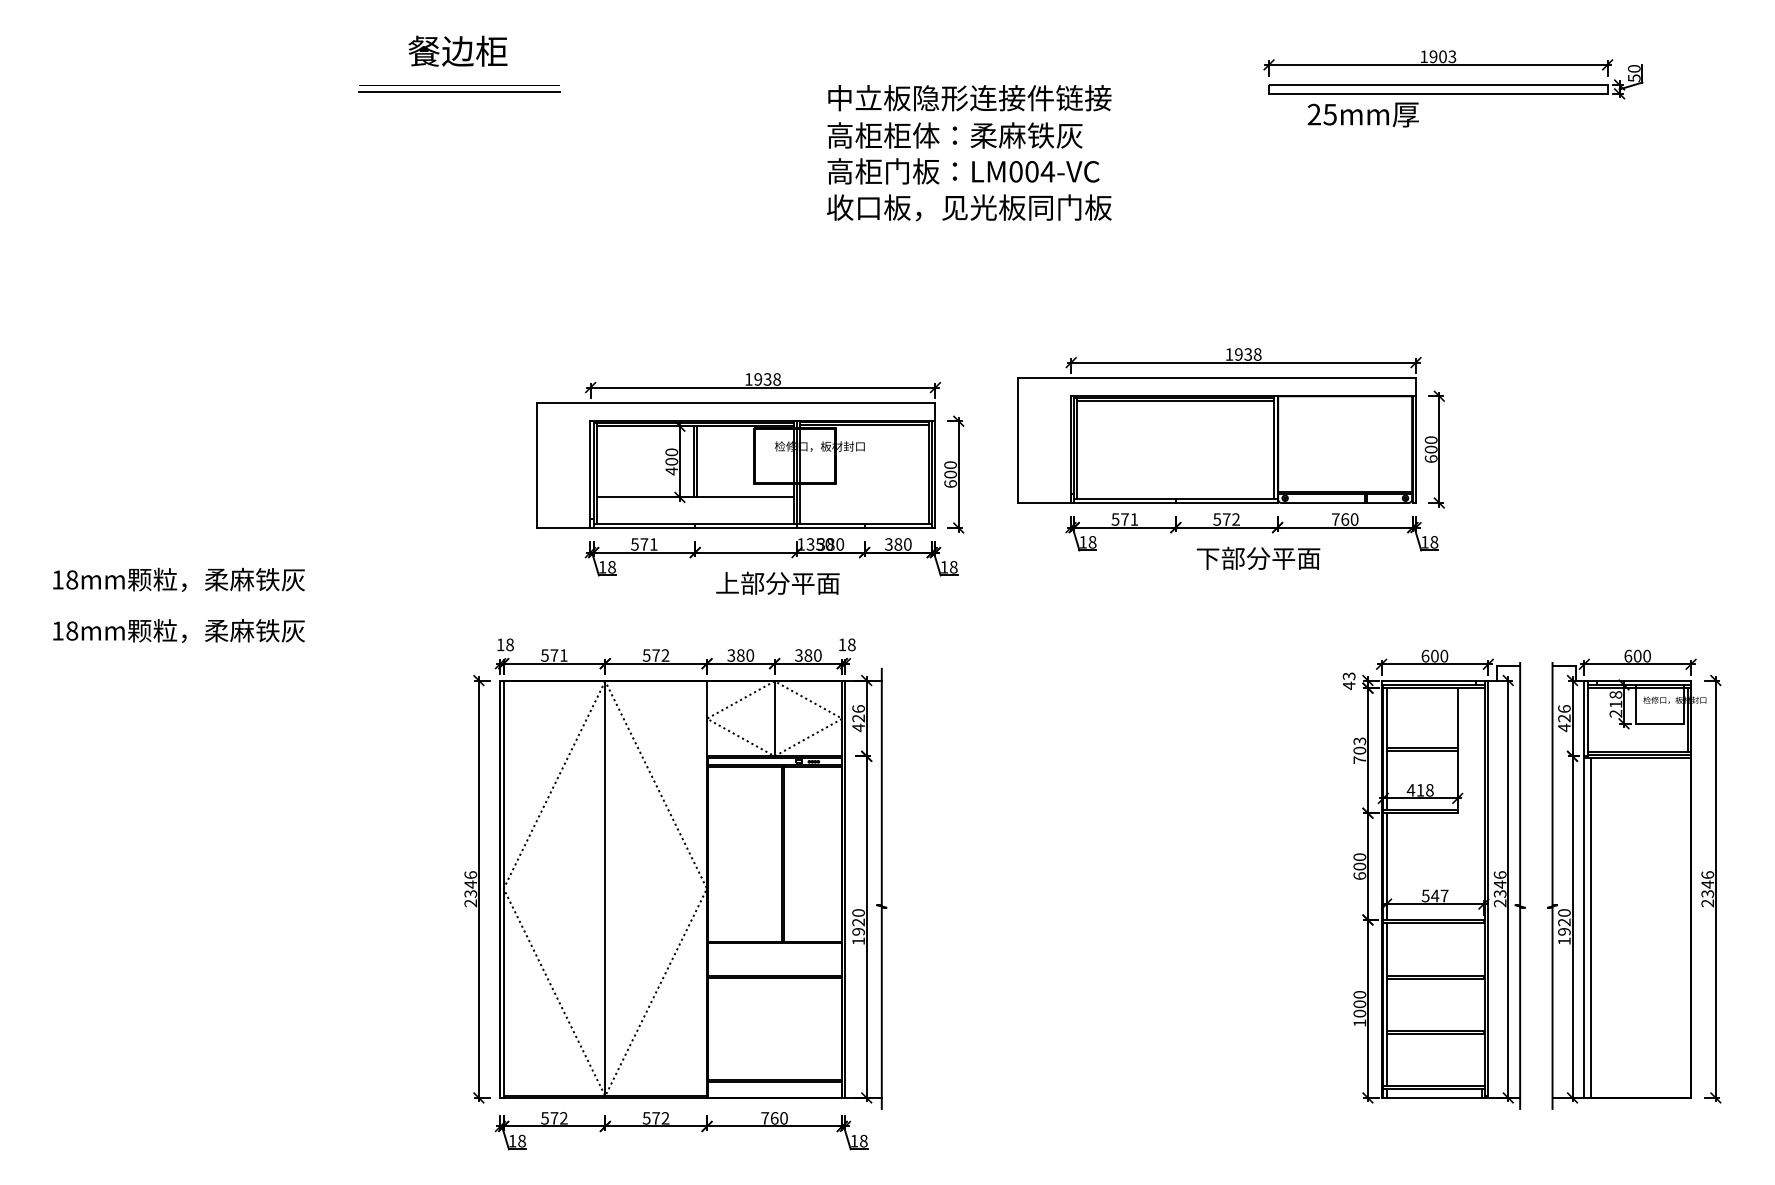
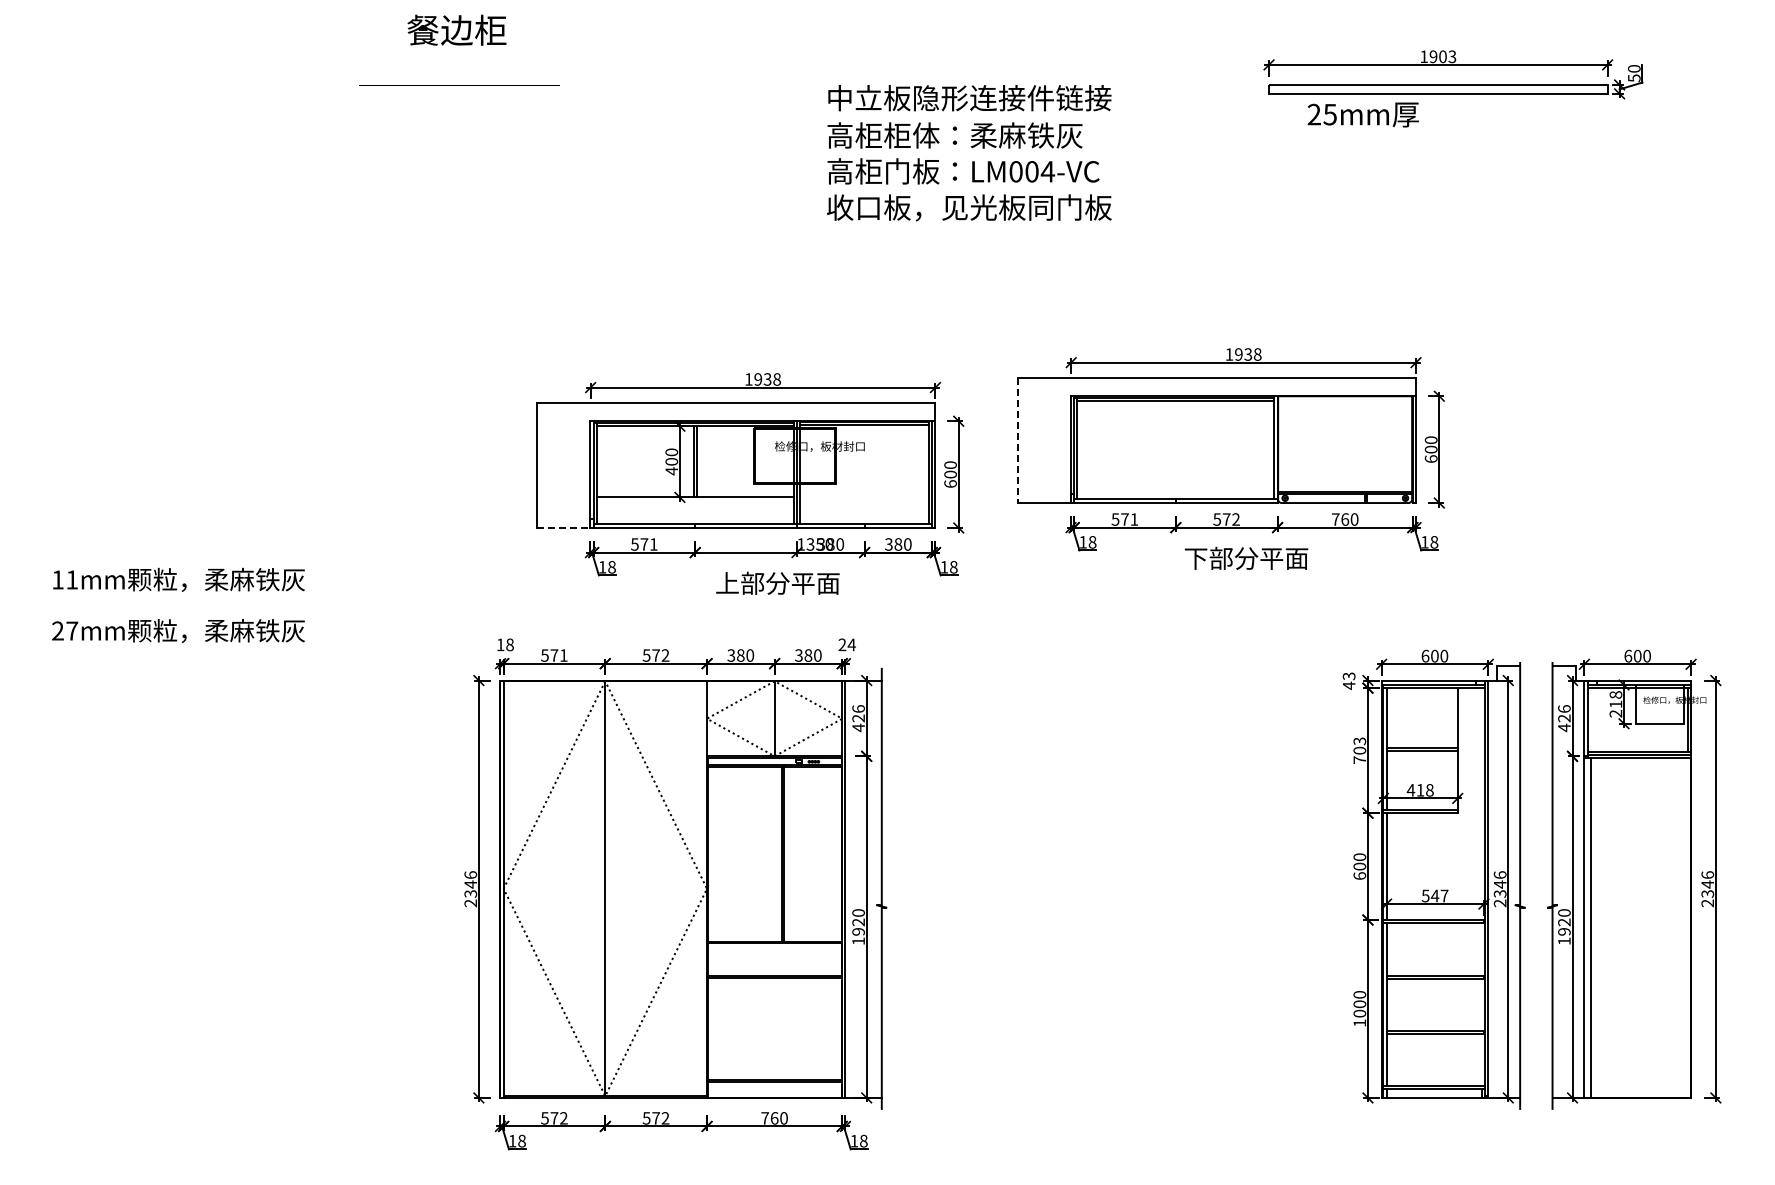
text position: (457, 50) -> (456, 29) (456, 29)
line: present -> none (459, 92)
line: solid -> dashed (1017, 441)
line: solid -> dashed (564, 527)
text position: (1258, 557) -> (1246, 557) (1246, 557)
text: 18mm -> 11mm (72, 579)
text: 18mm -> 27mm (65, 630)
text: 18 -> 24 (846, 644)
